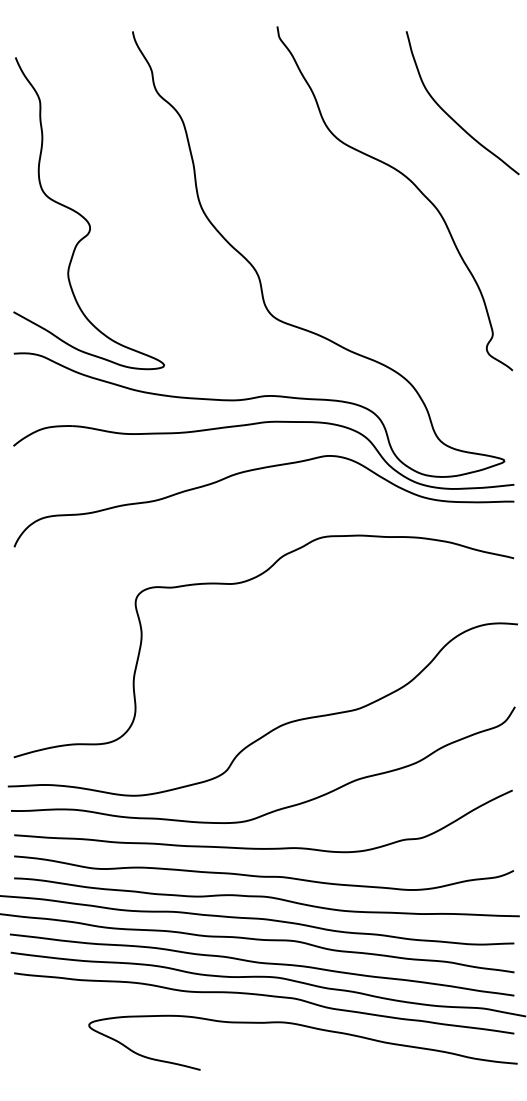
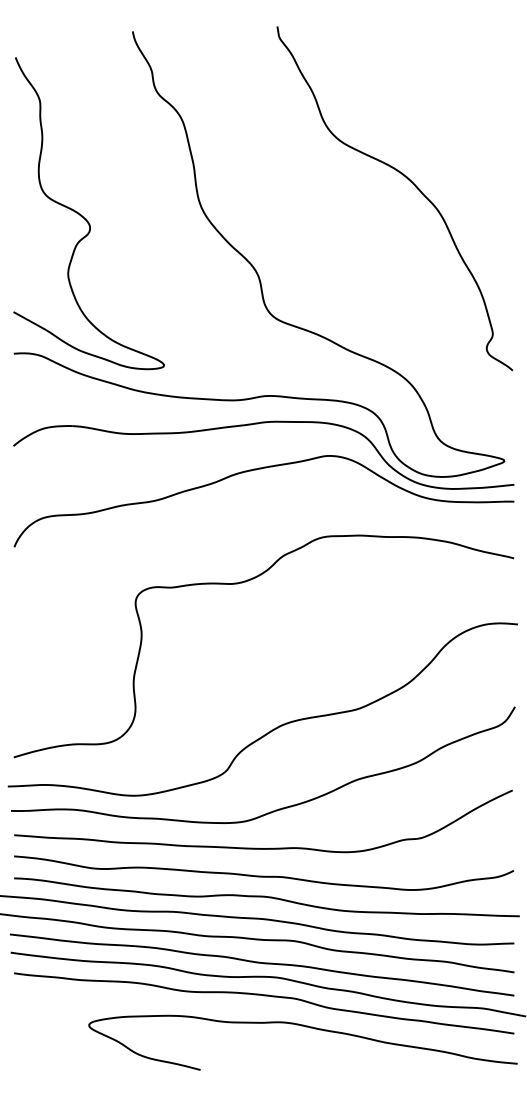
curve: present -> none (452, 117)
